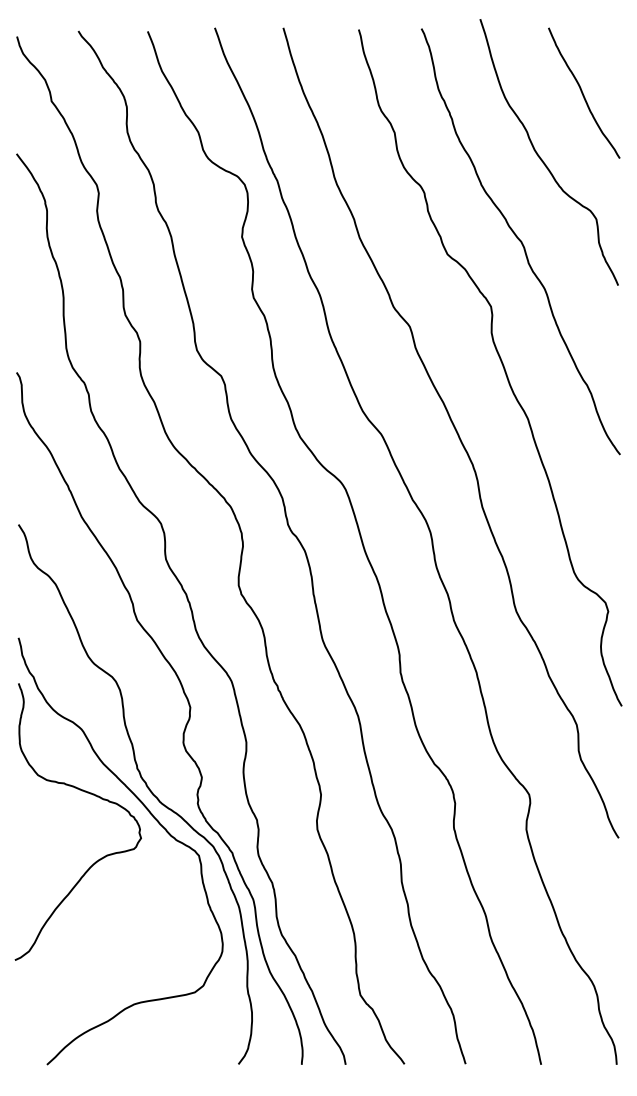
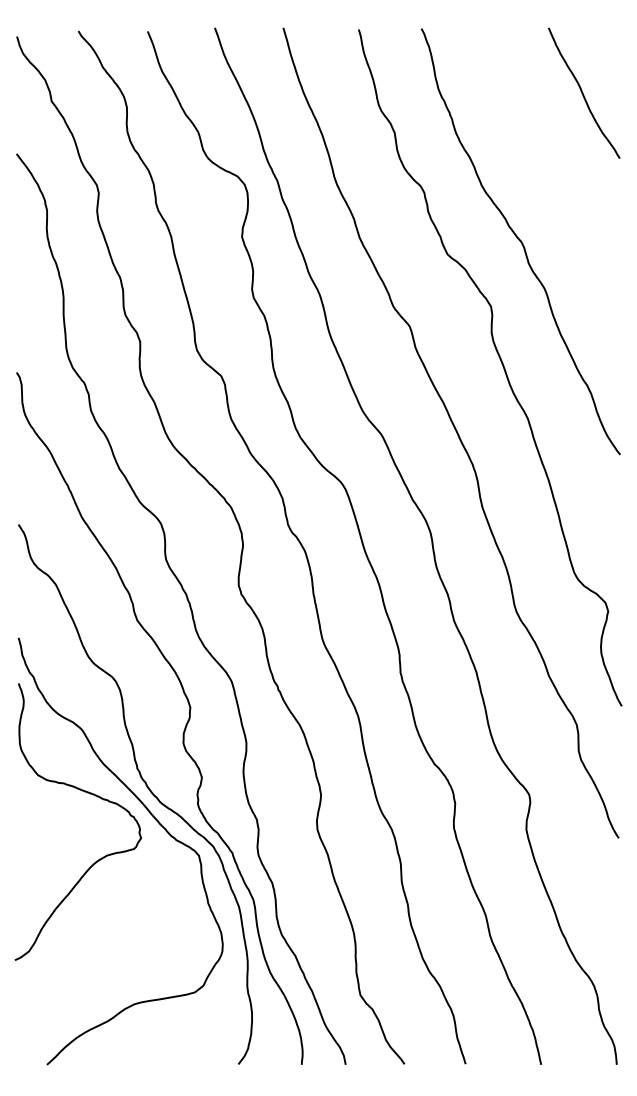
curve: present -> none (540, 156)
